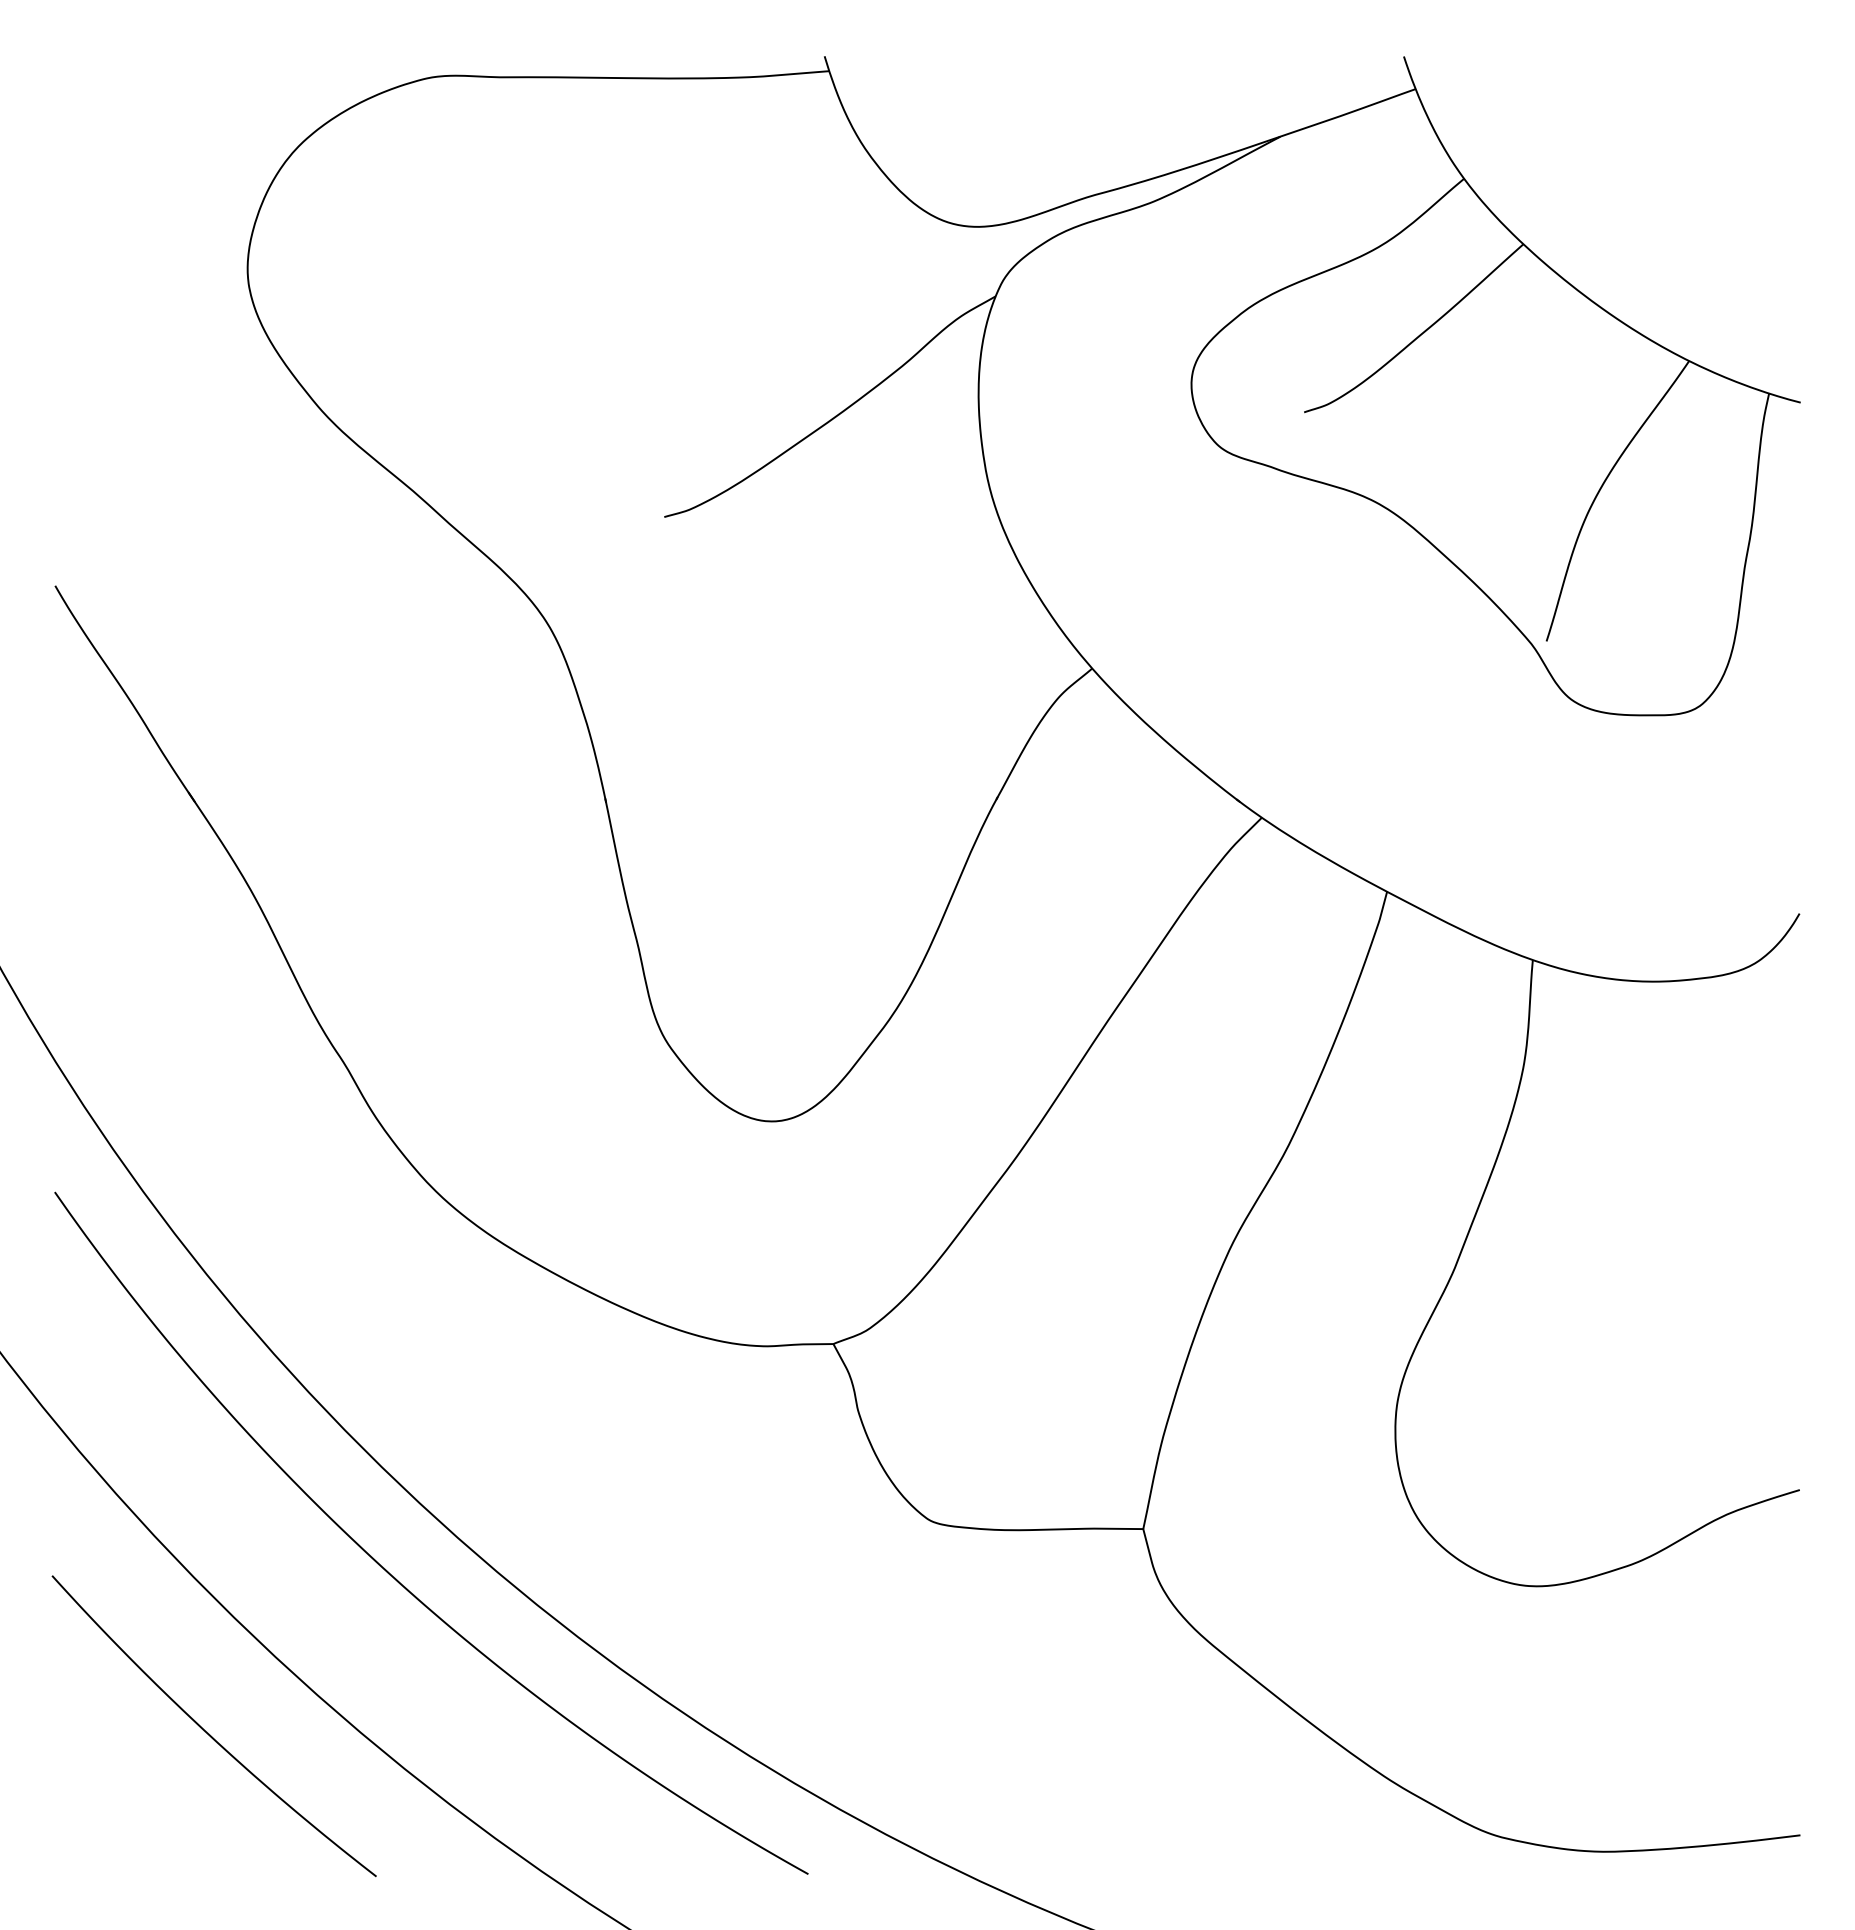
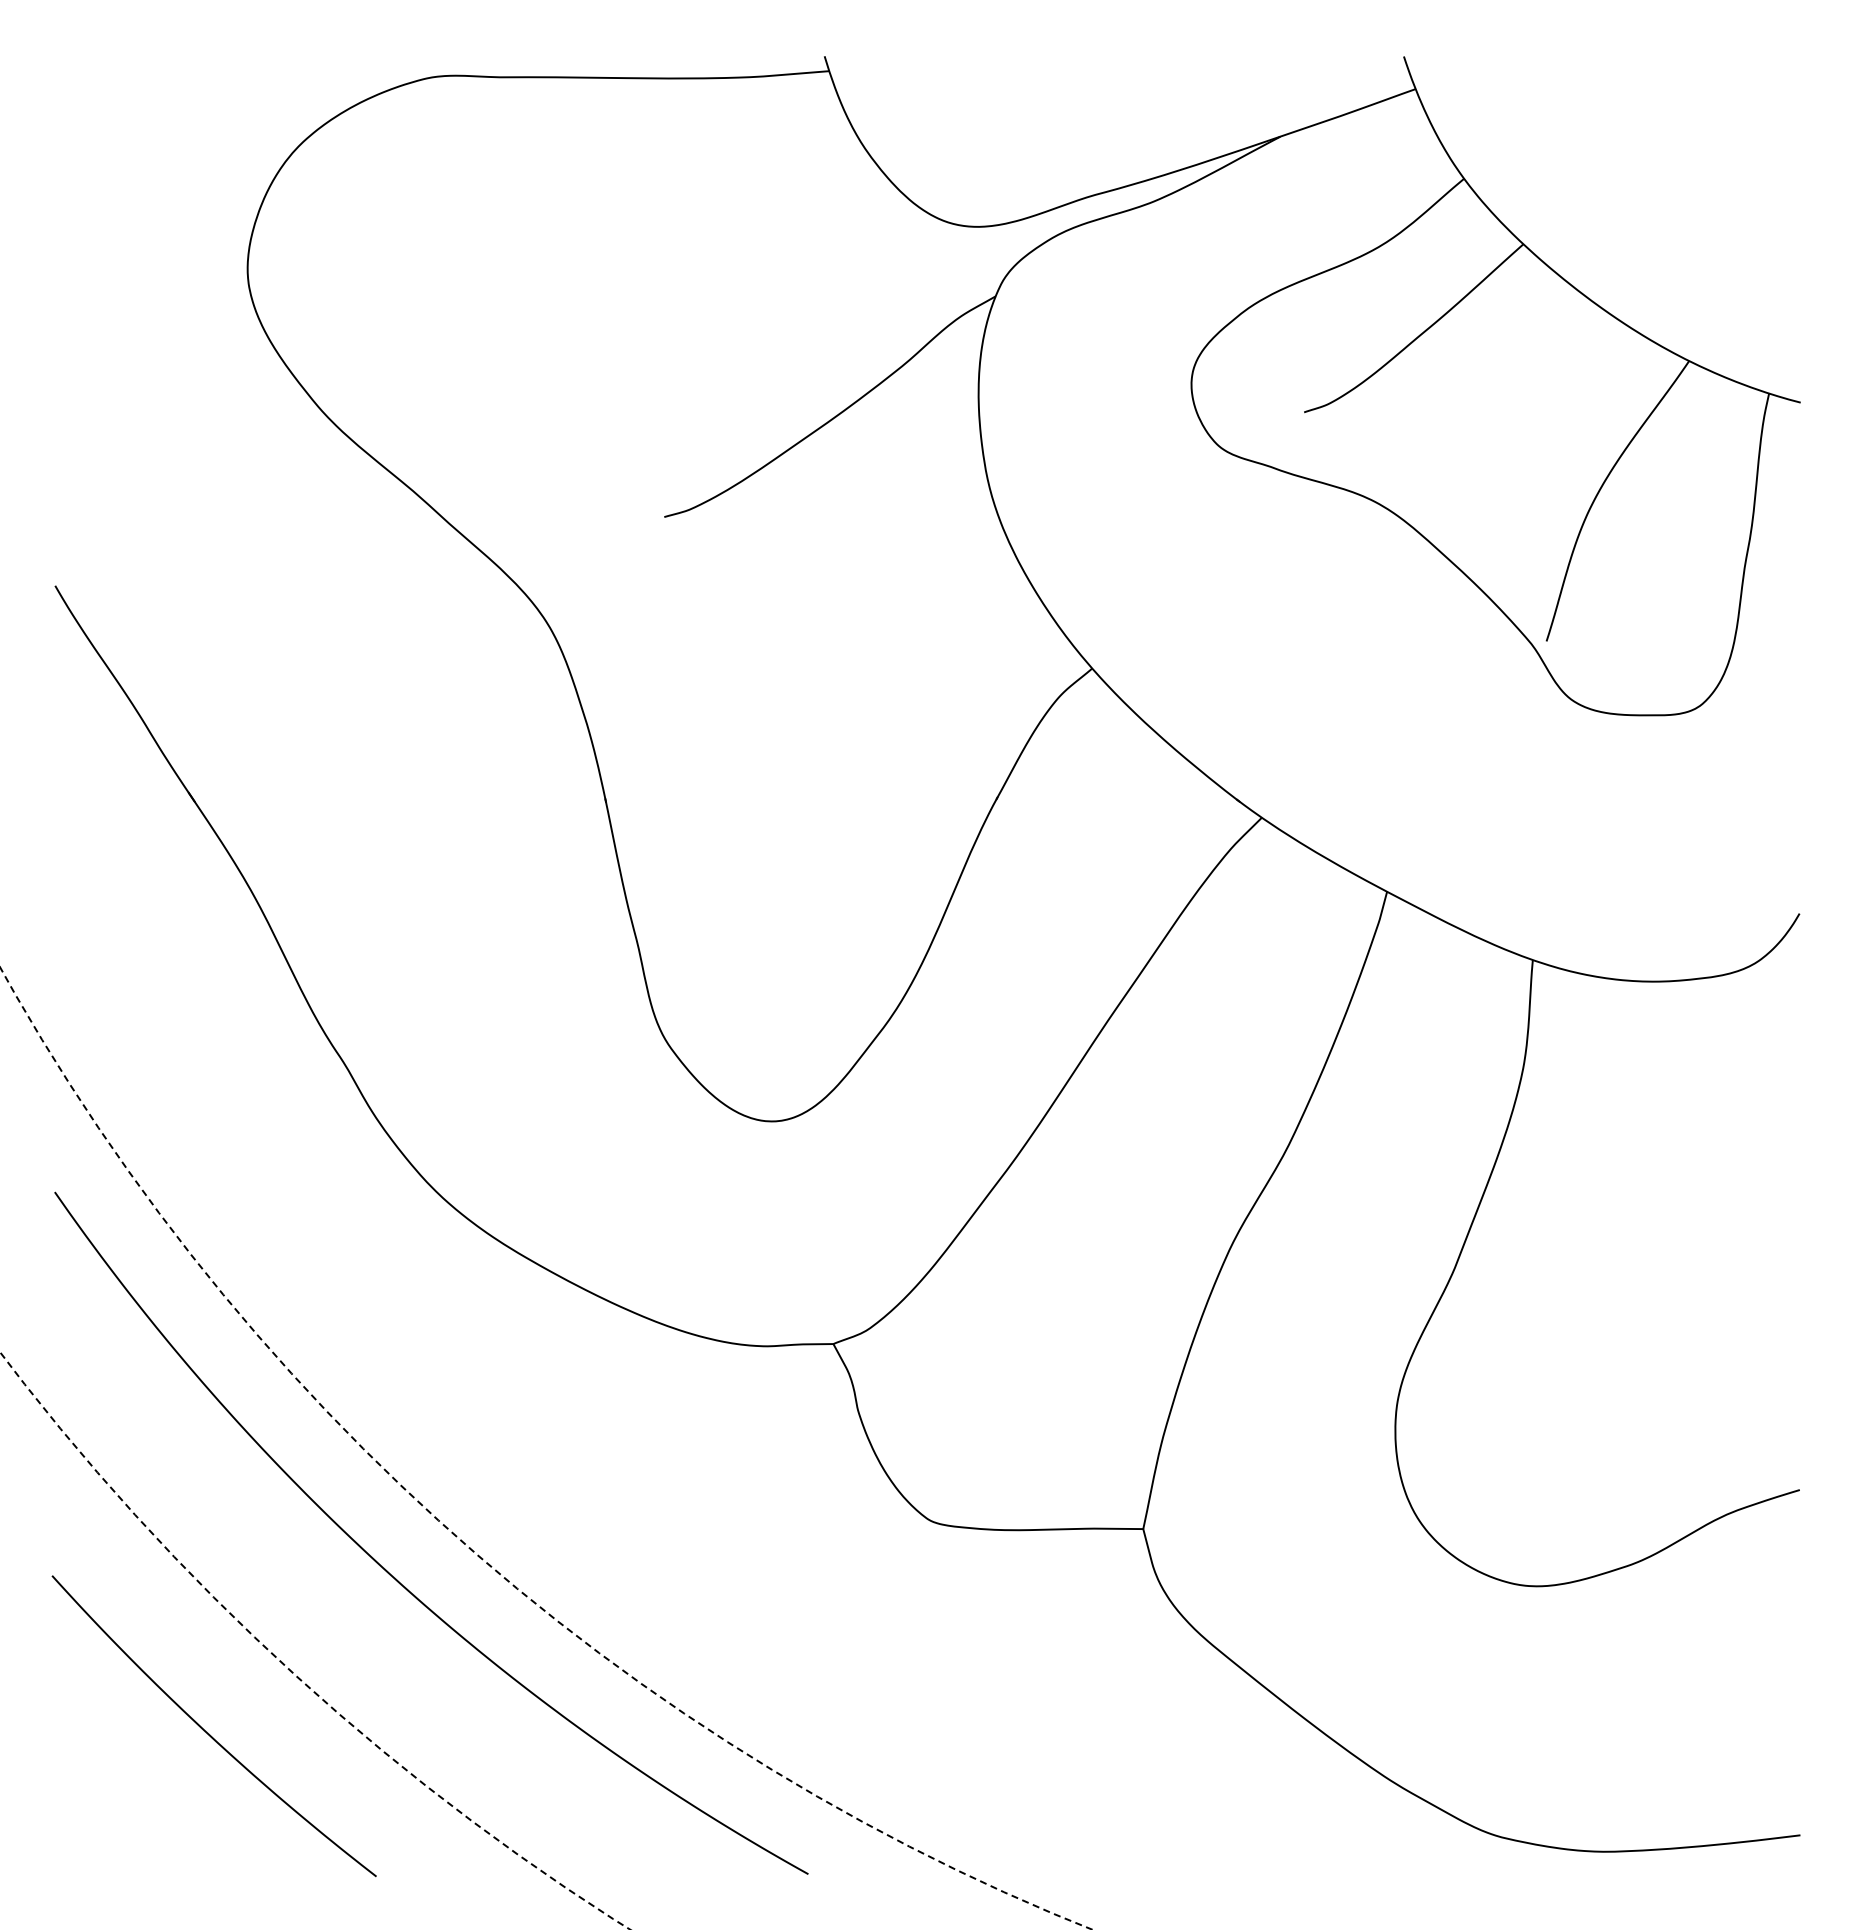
circle: solid -> dashed (546, 1448)
circle: solid -> dashed (314, 1640)
